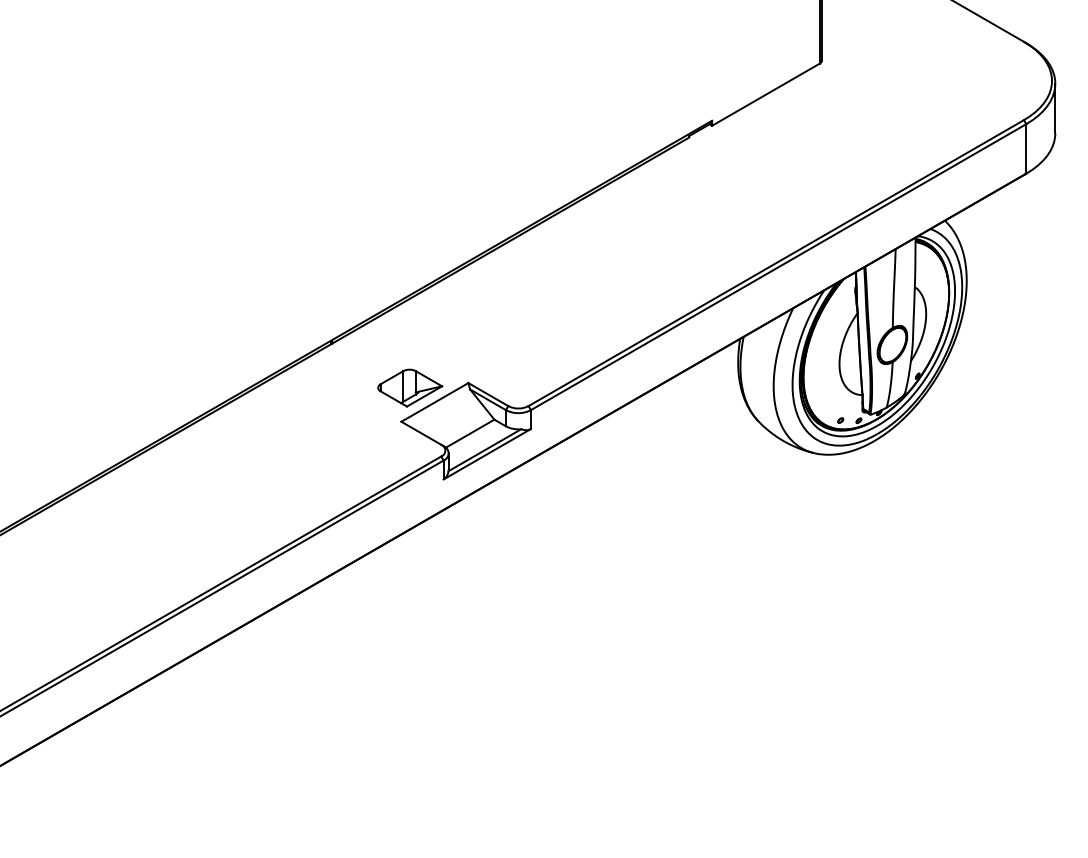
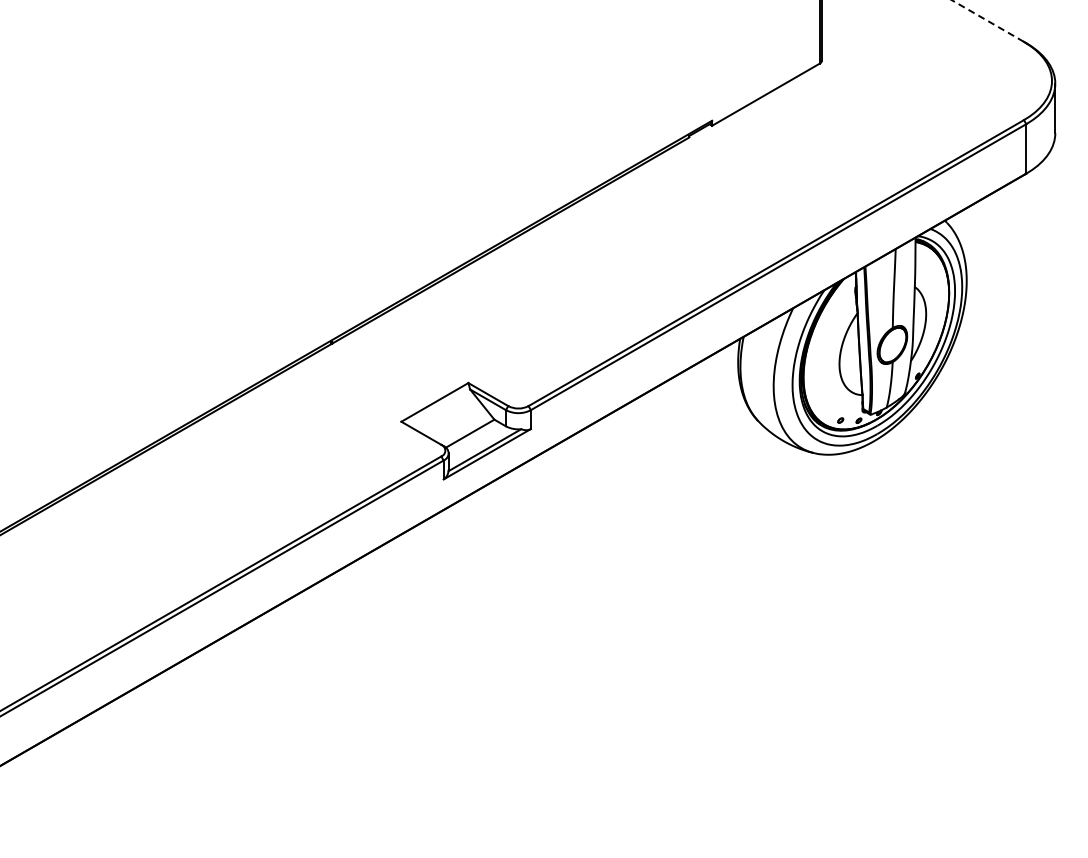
line: solid -> dashed (987, 20)
part: present -> none (410, 387)
